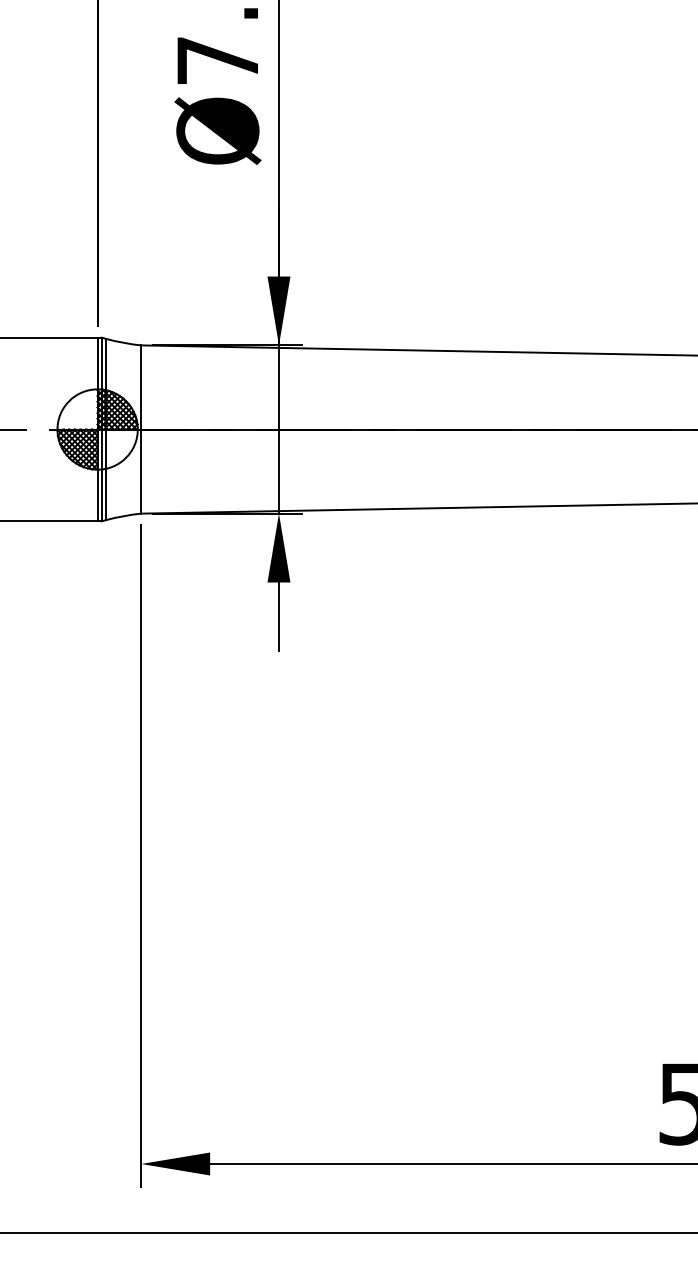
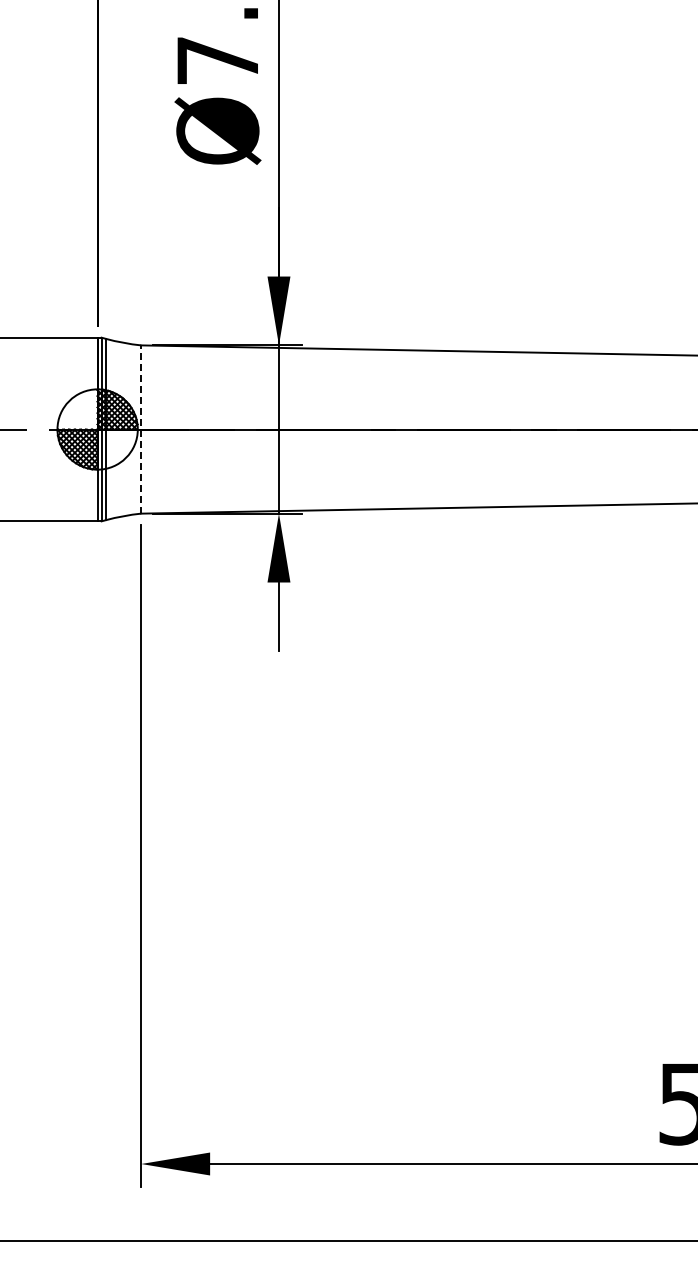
line: solid -> dashed (141, 429)
line position: (348, 1232) -> (348, 1240) (348, 1240)
